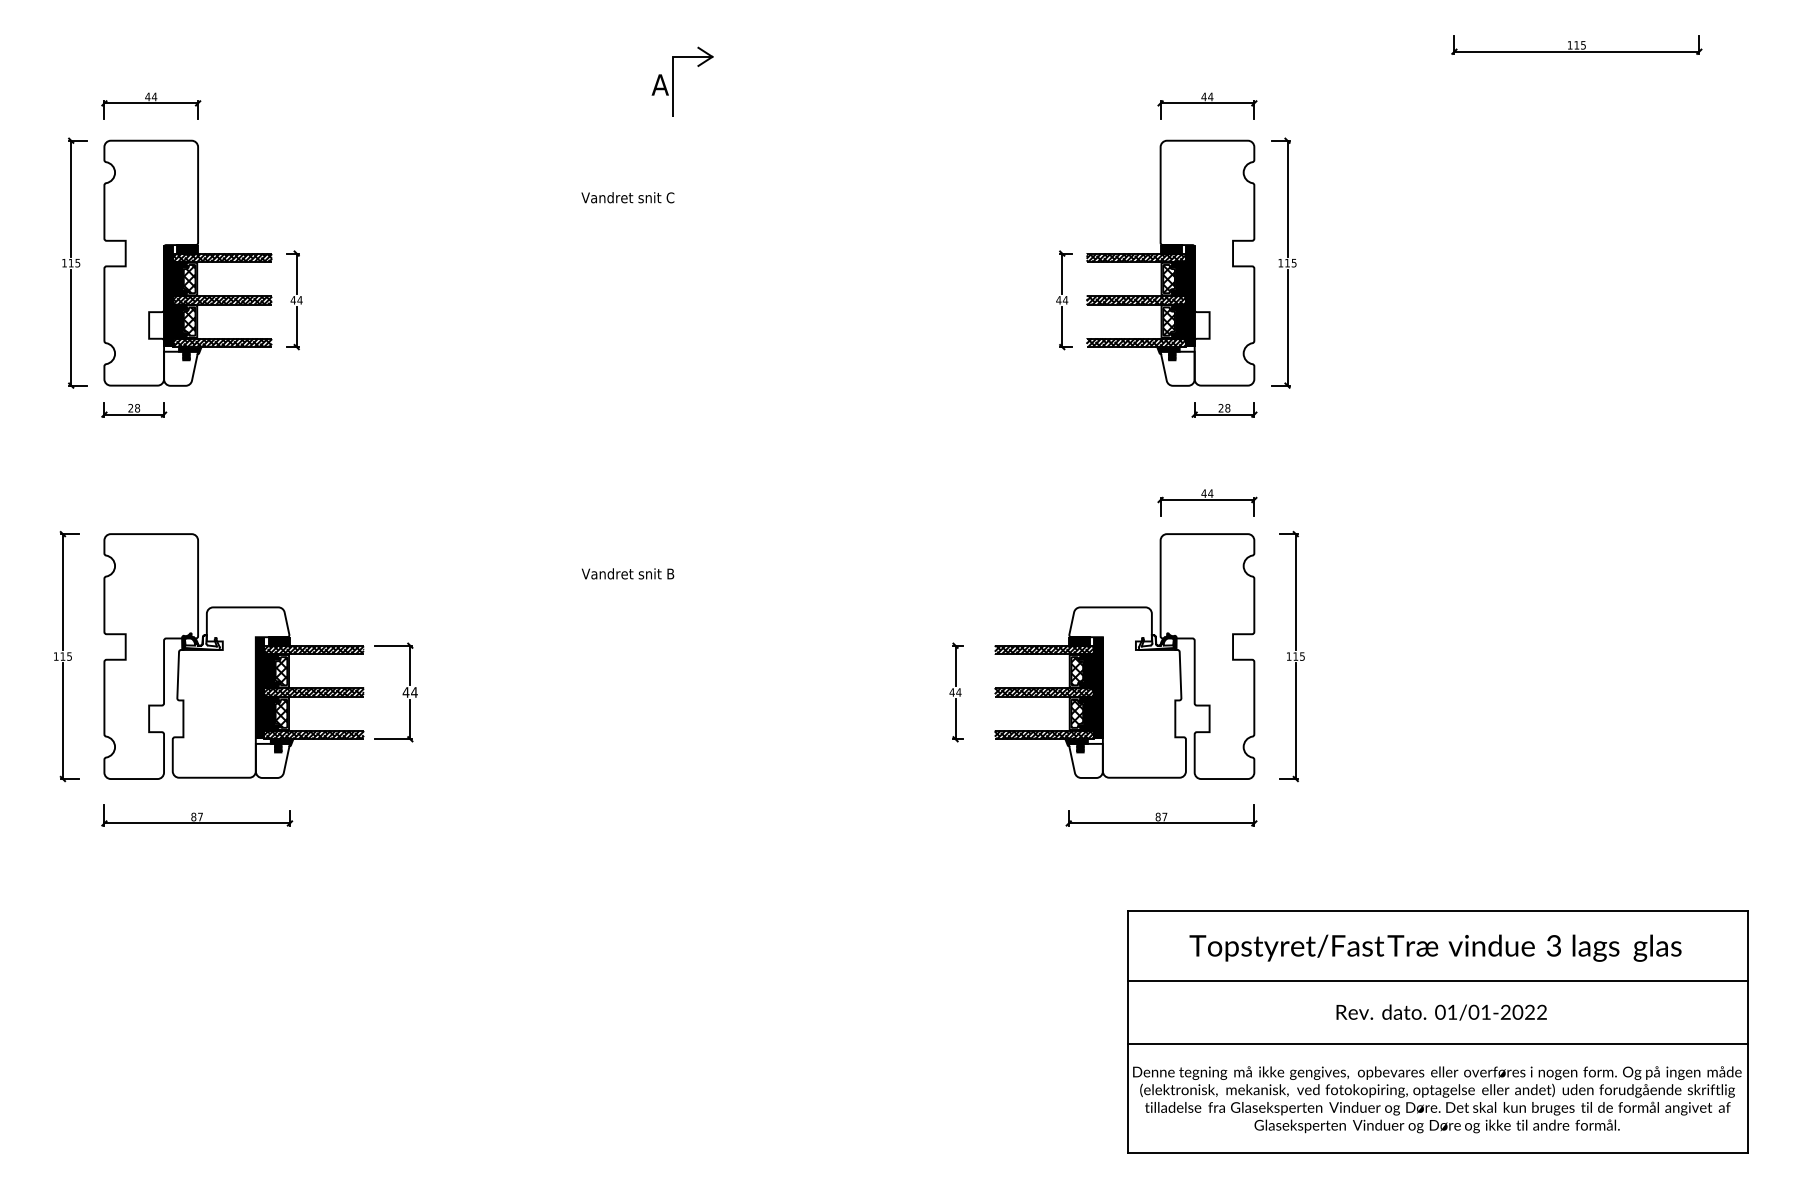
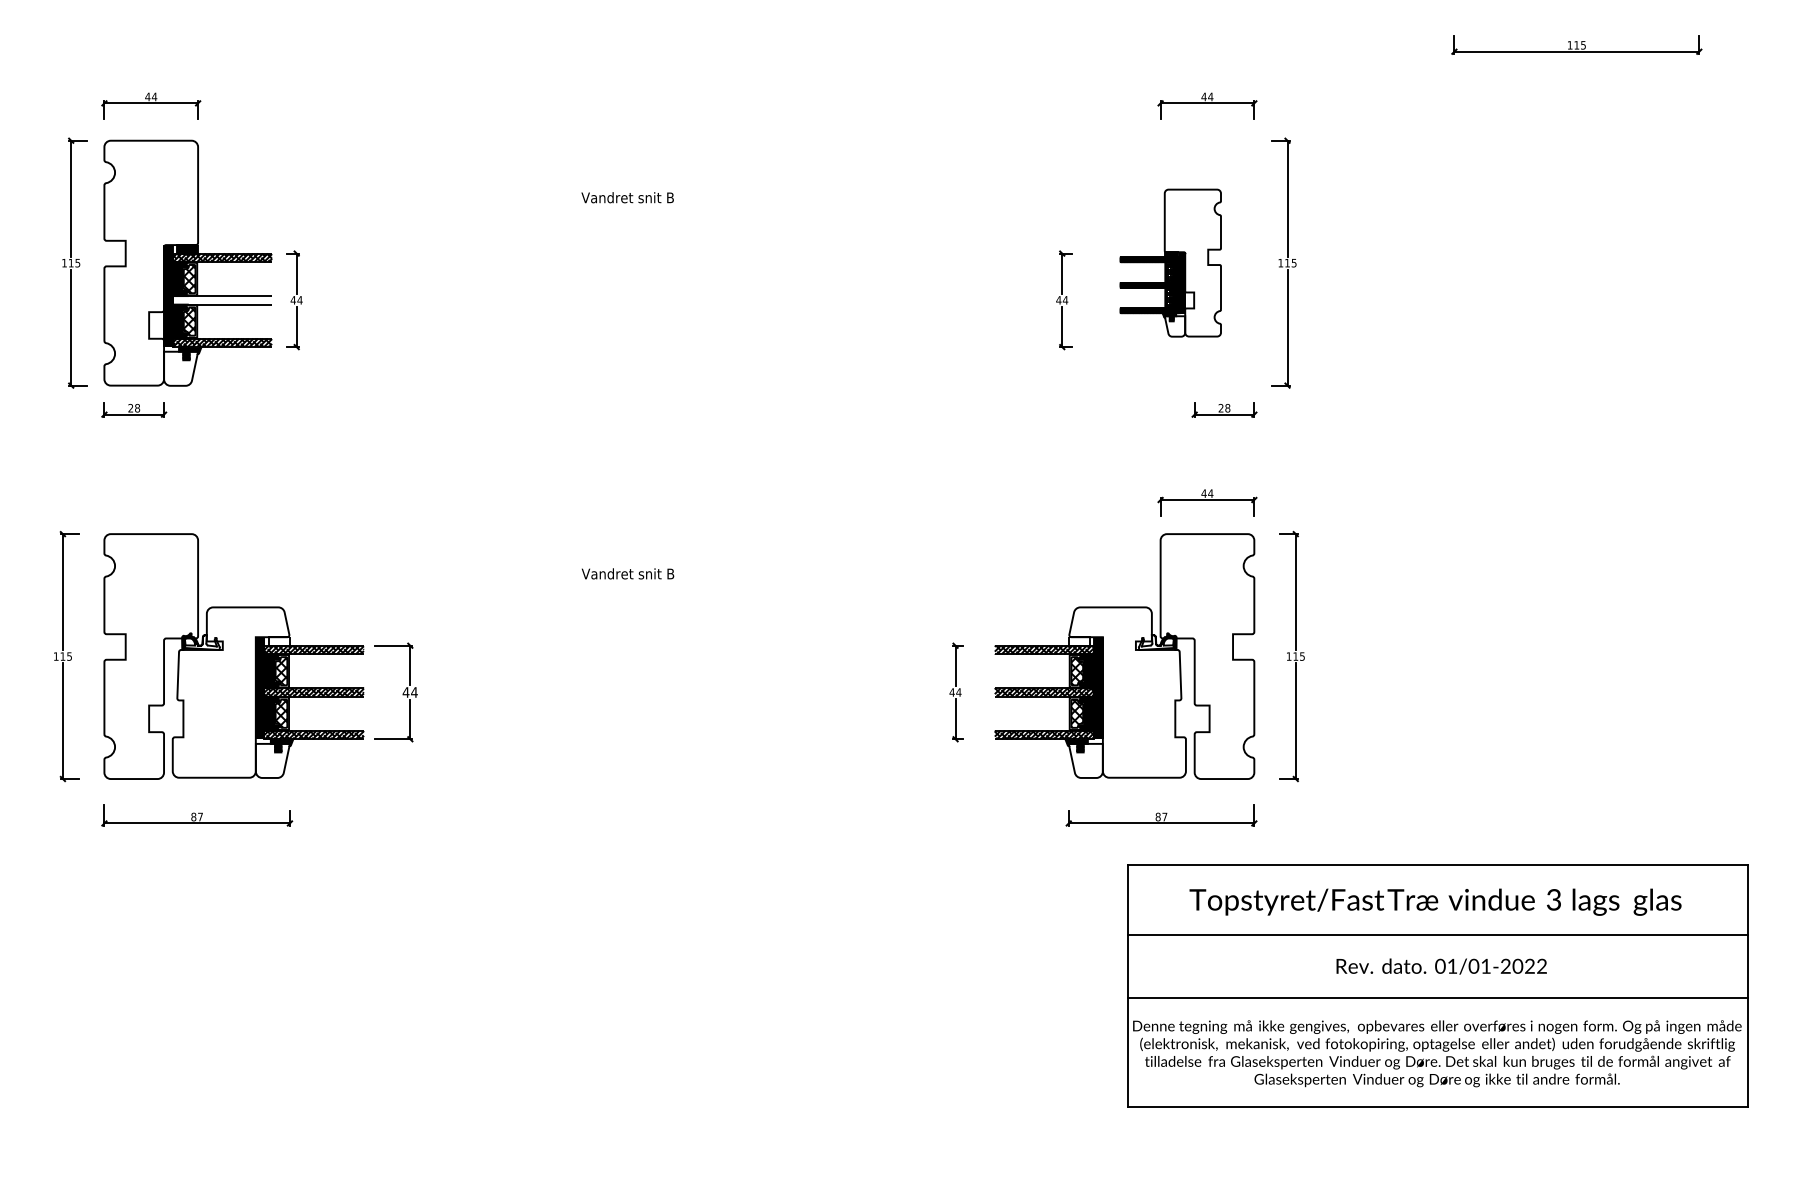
part: present -> none (673, 81)
text: Vandret snit C -> Vandret snit B (670, 197)
part size: 170x248 px -> 103x150 px (1170, 262)
hatch: present -> none (222, 300)
fill: present -> none (278, 641)
fill: present -> none (1079, 641)
part position: (1437, 1031) -> (1437, 985) (1437, 985)
